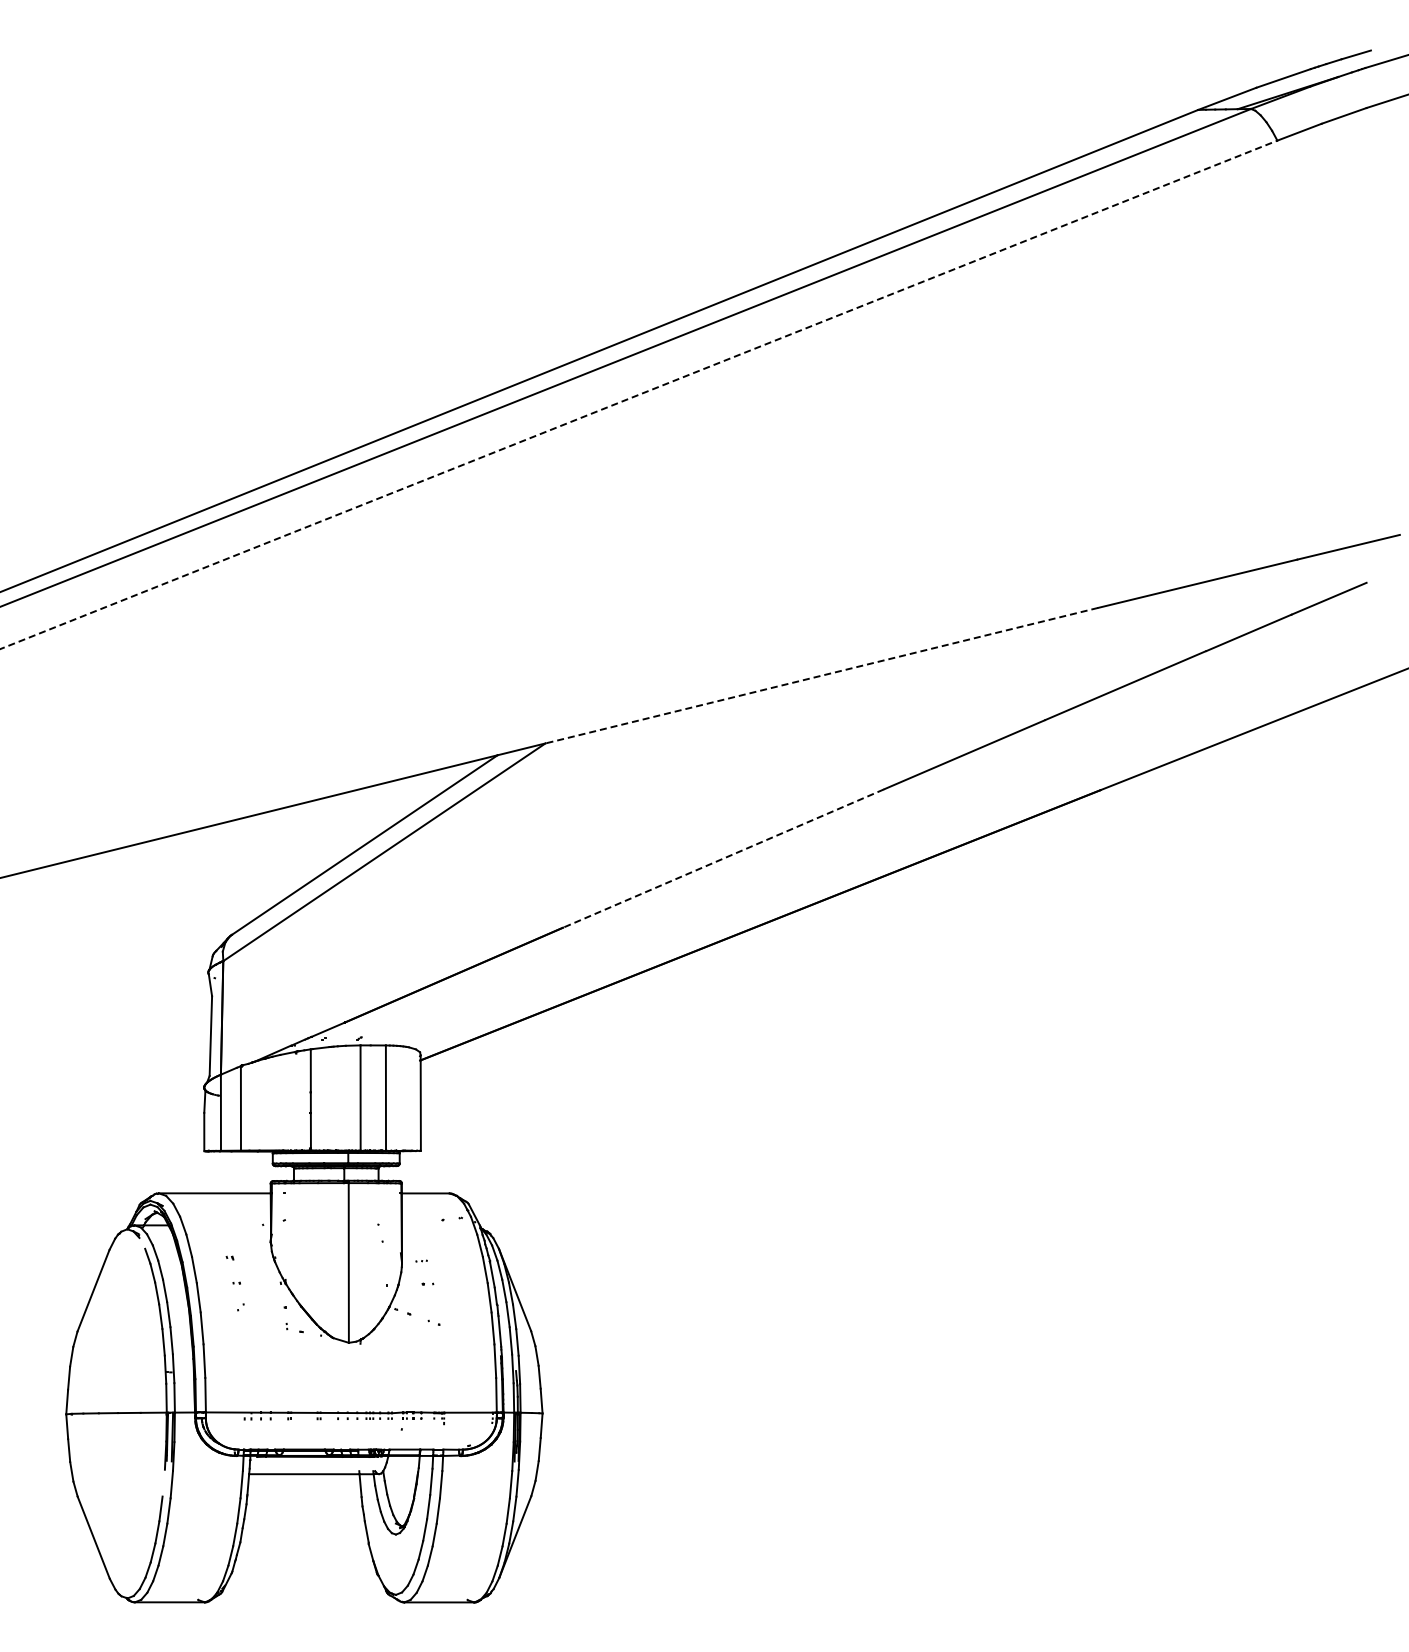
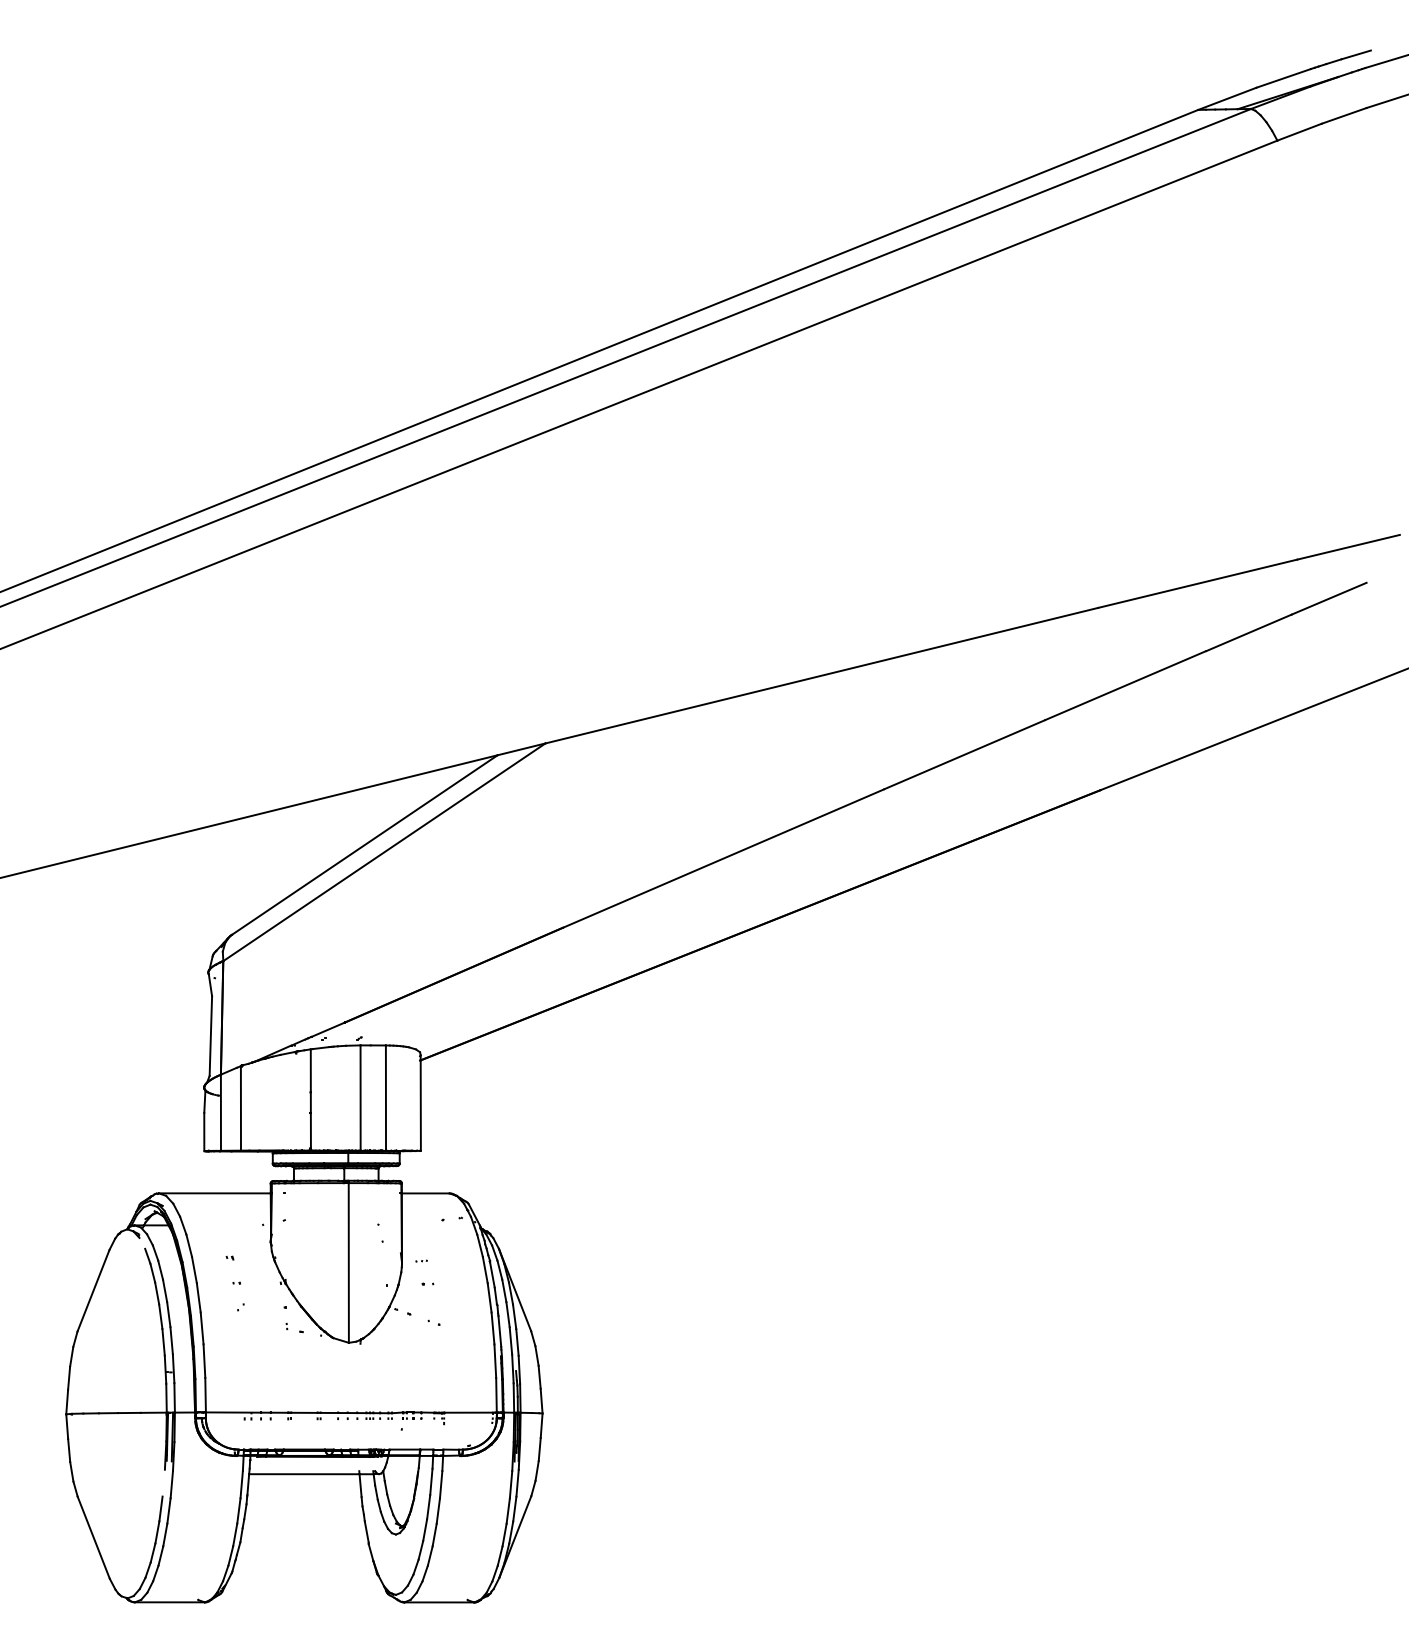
line: dashed -> solid (639, 394)
line: dashed -> solid (821, 675)
line: dashed -> solid (723, 858)
